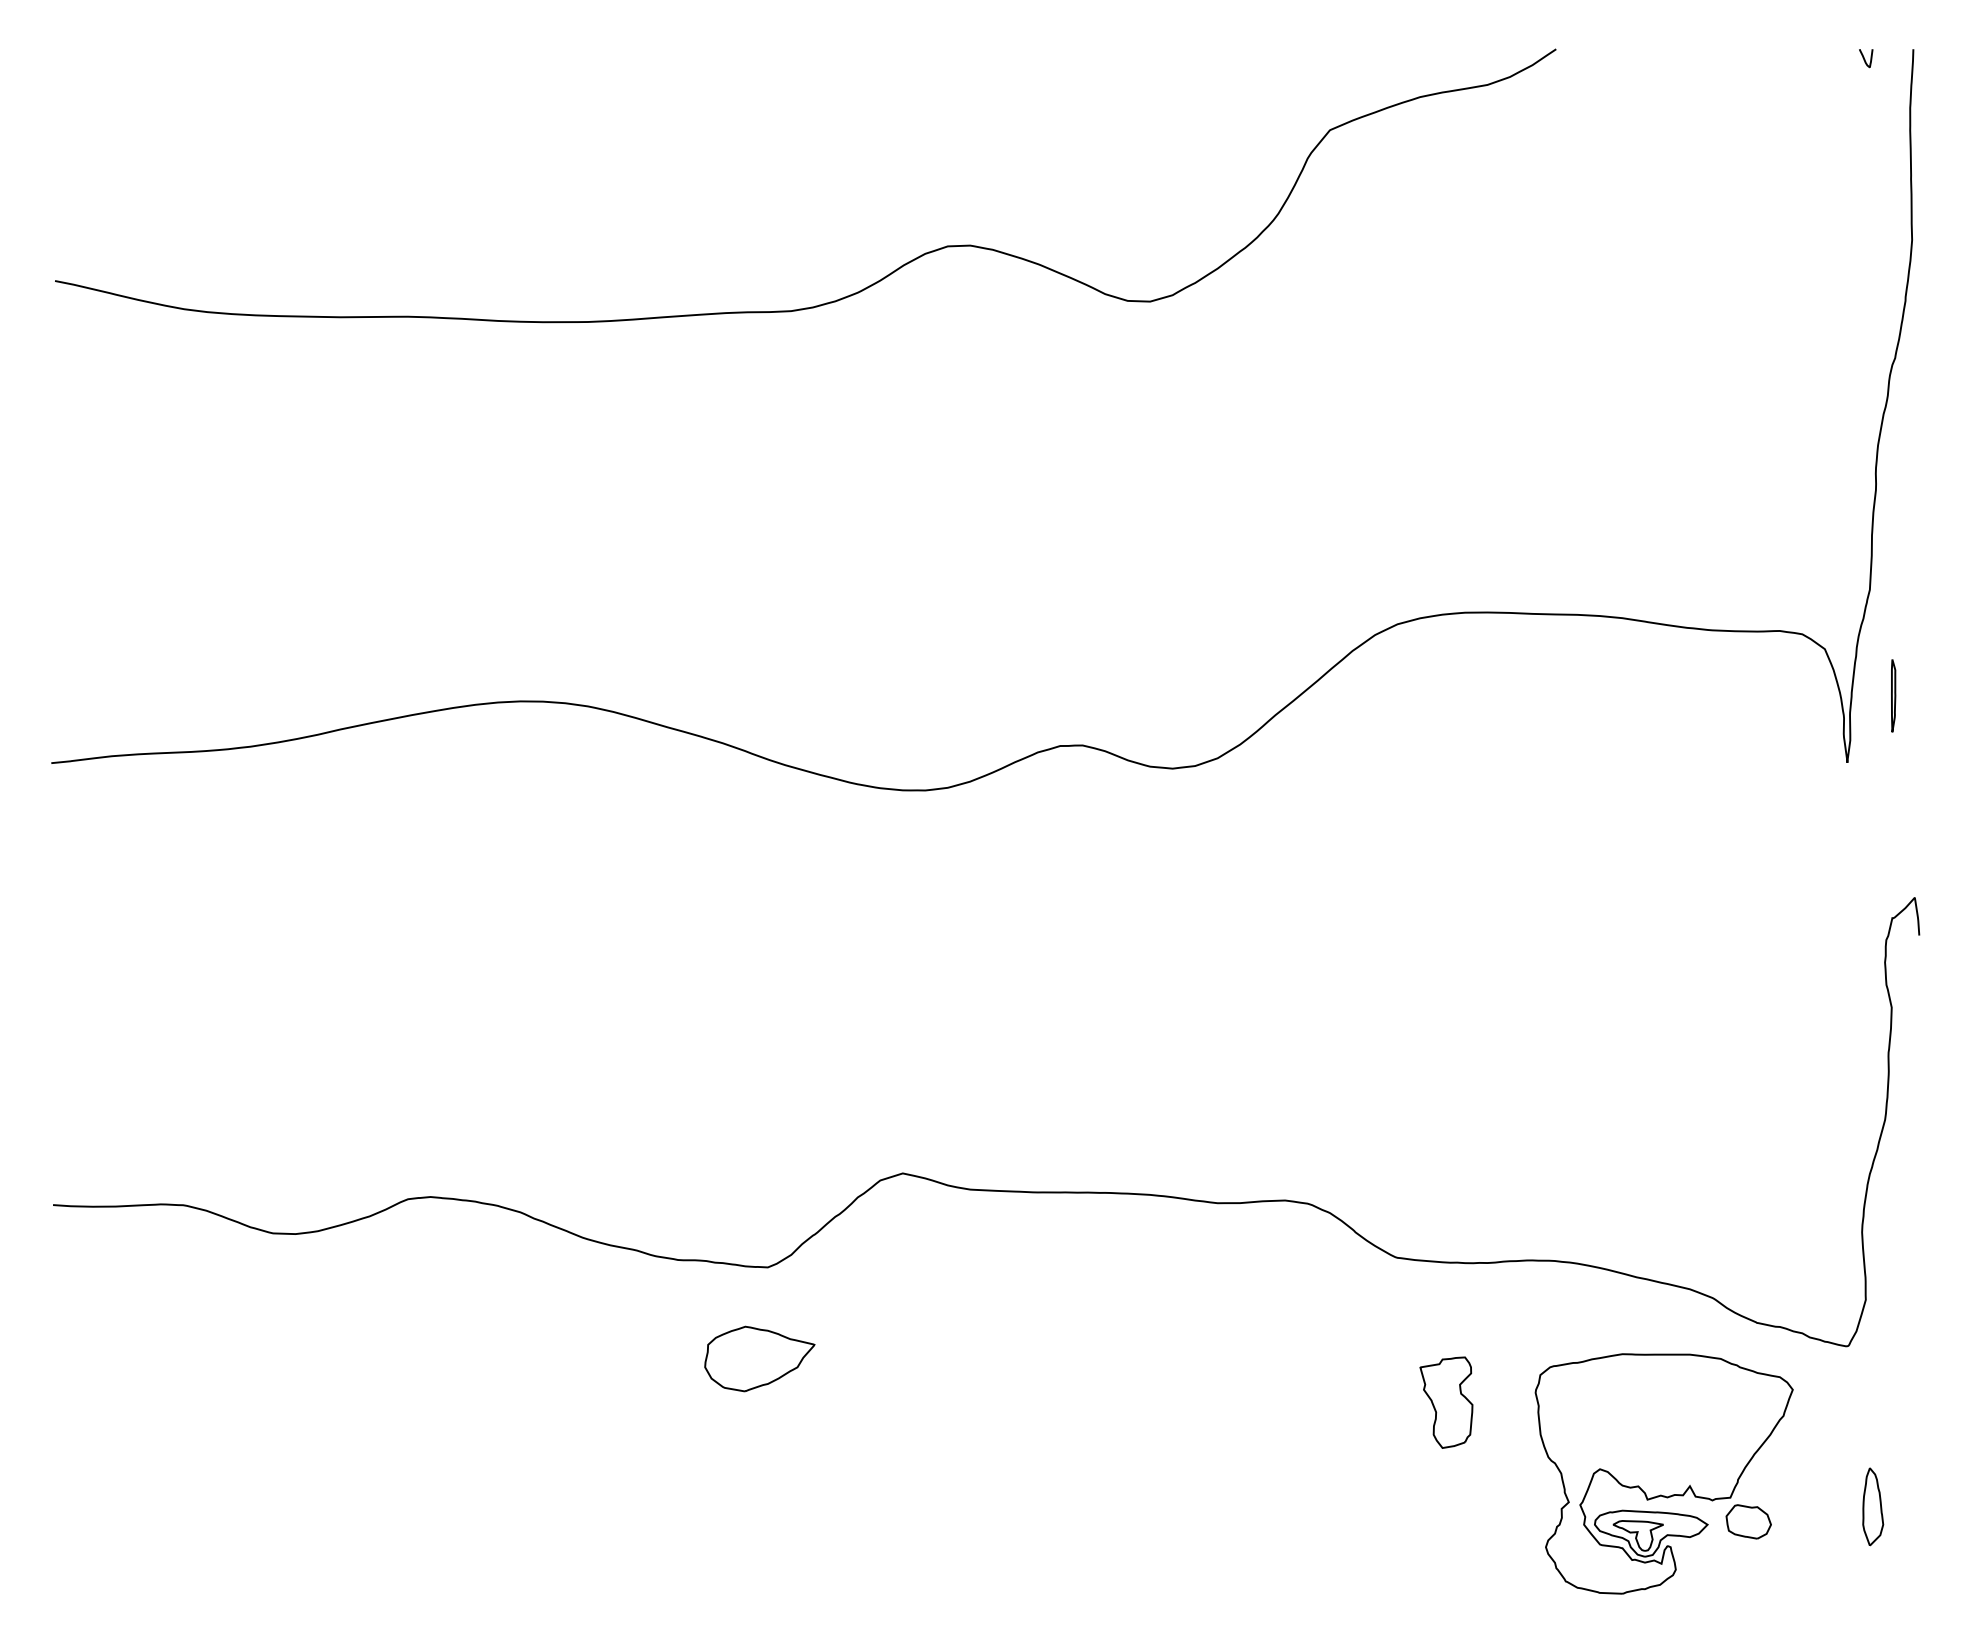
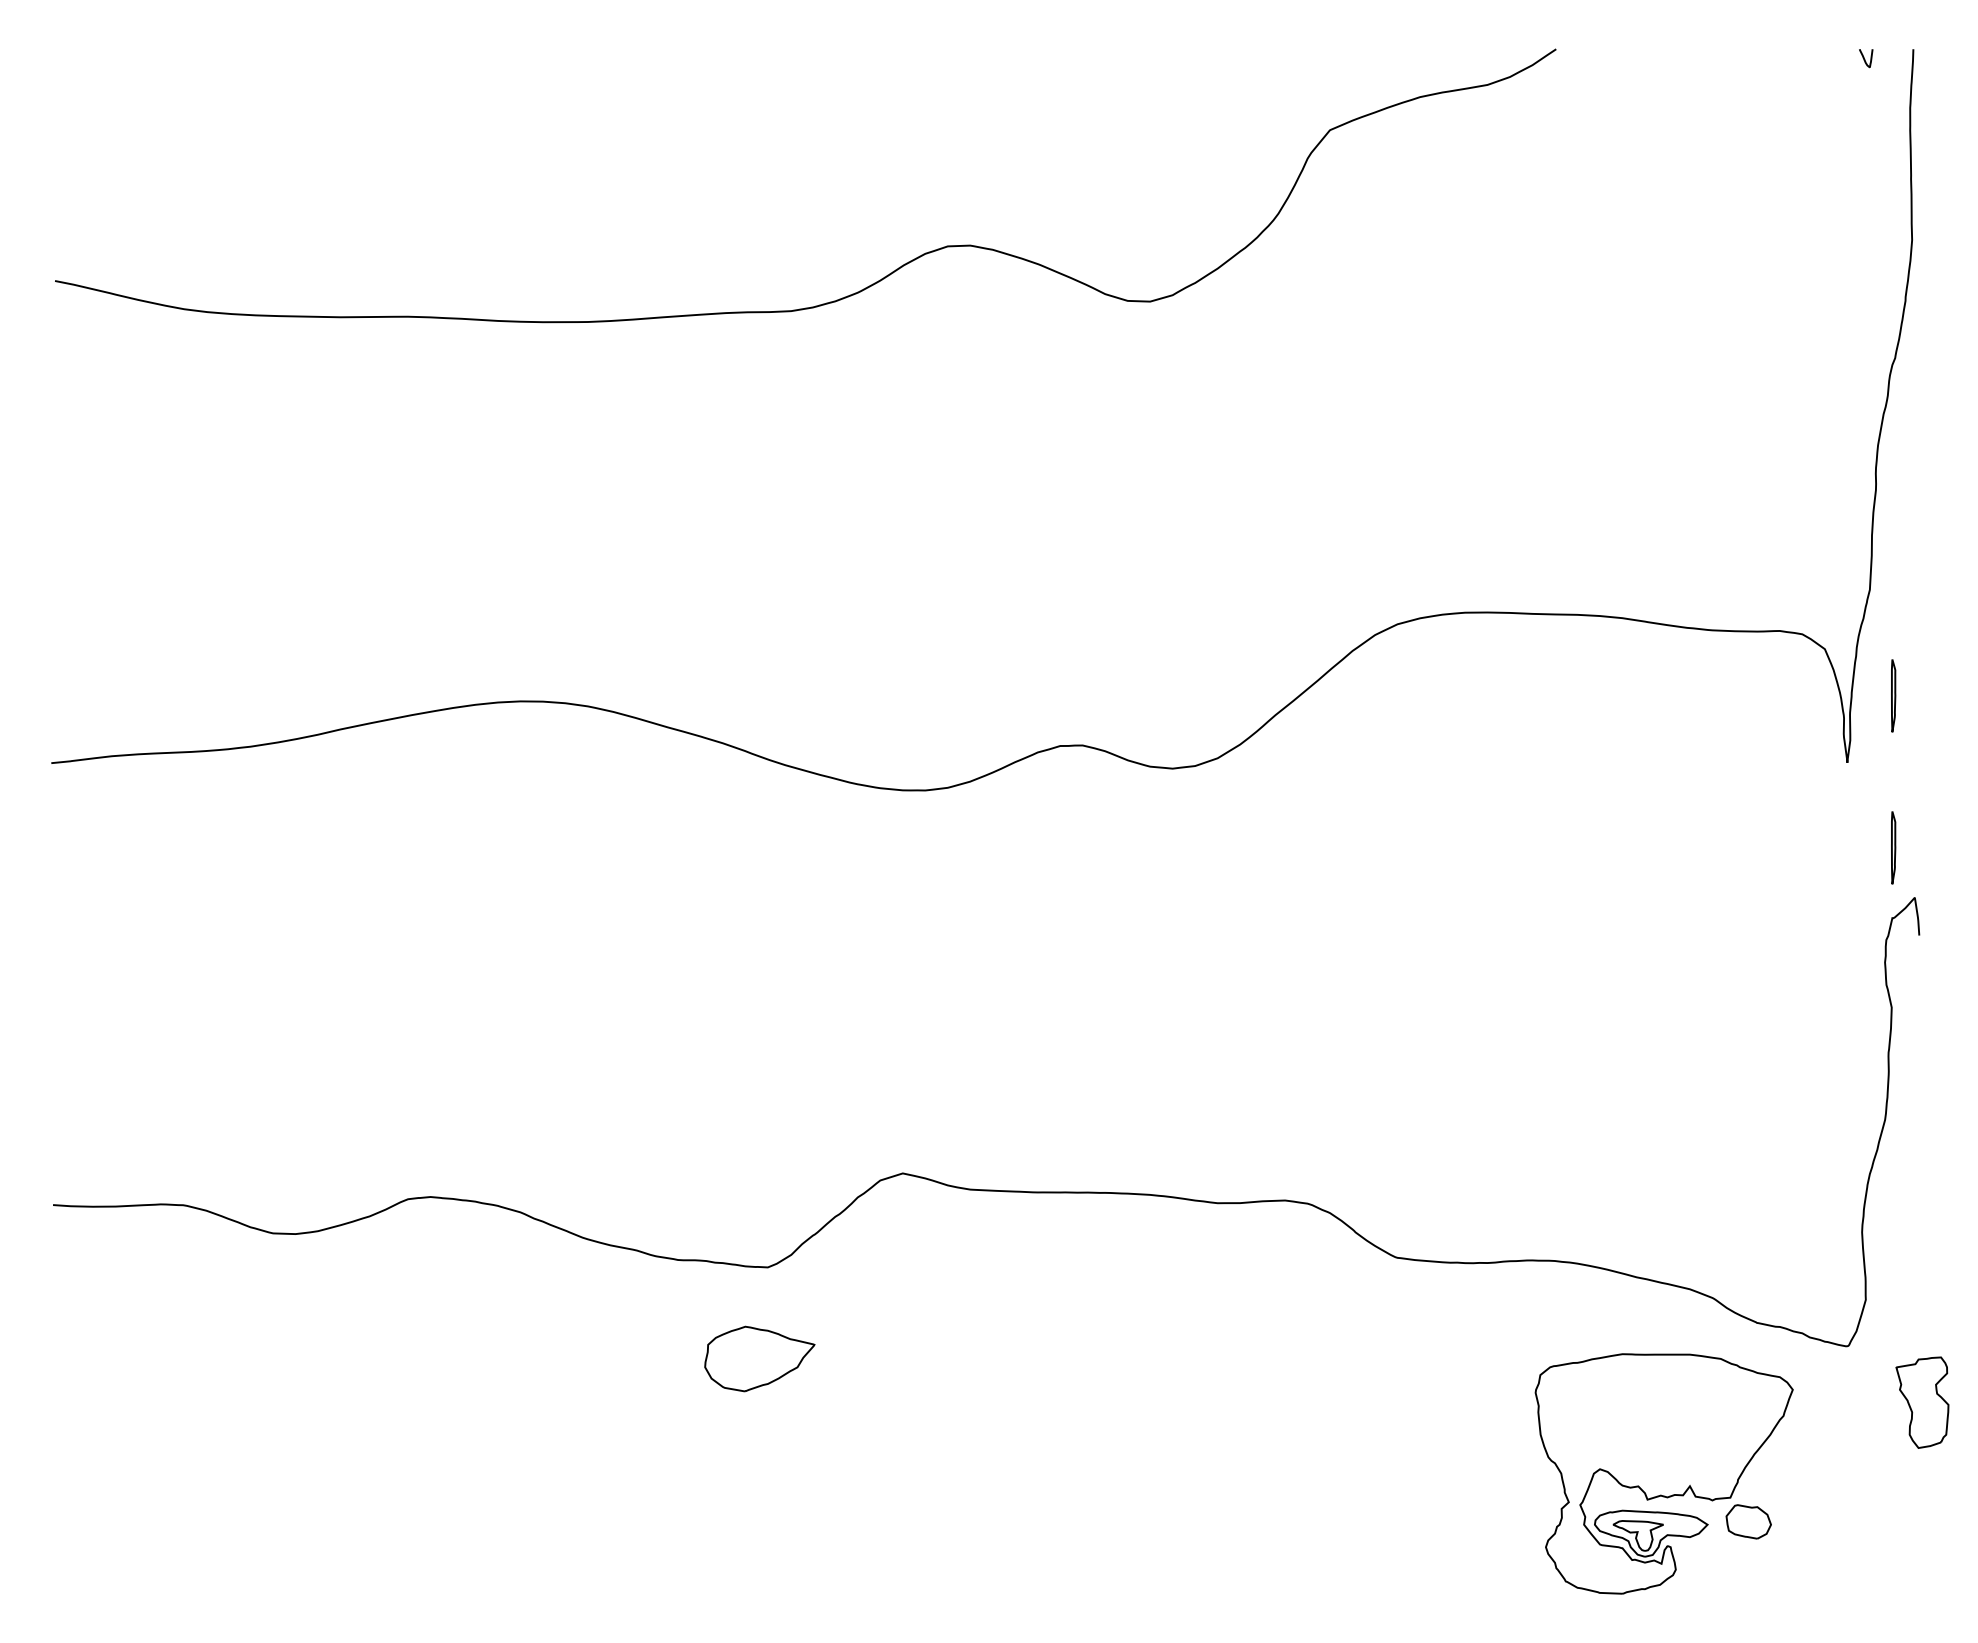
part: none -> present (1893, 847)
part position: (1446, 1402) -> (1922, 1402) (1922, 1402)
part: present -> none (1873, 1506)
